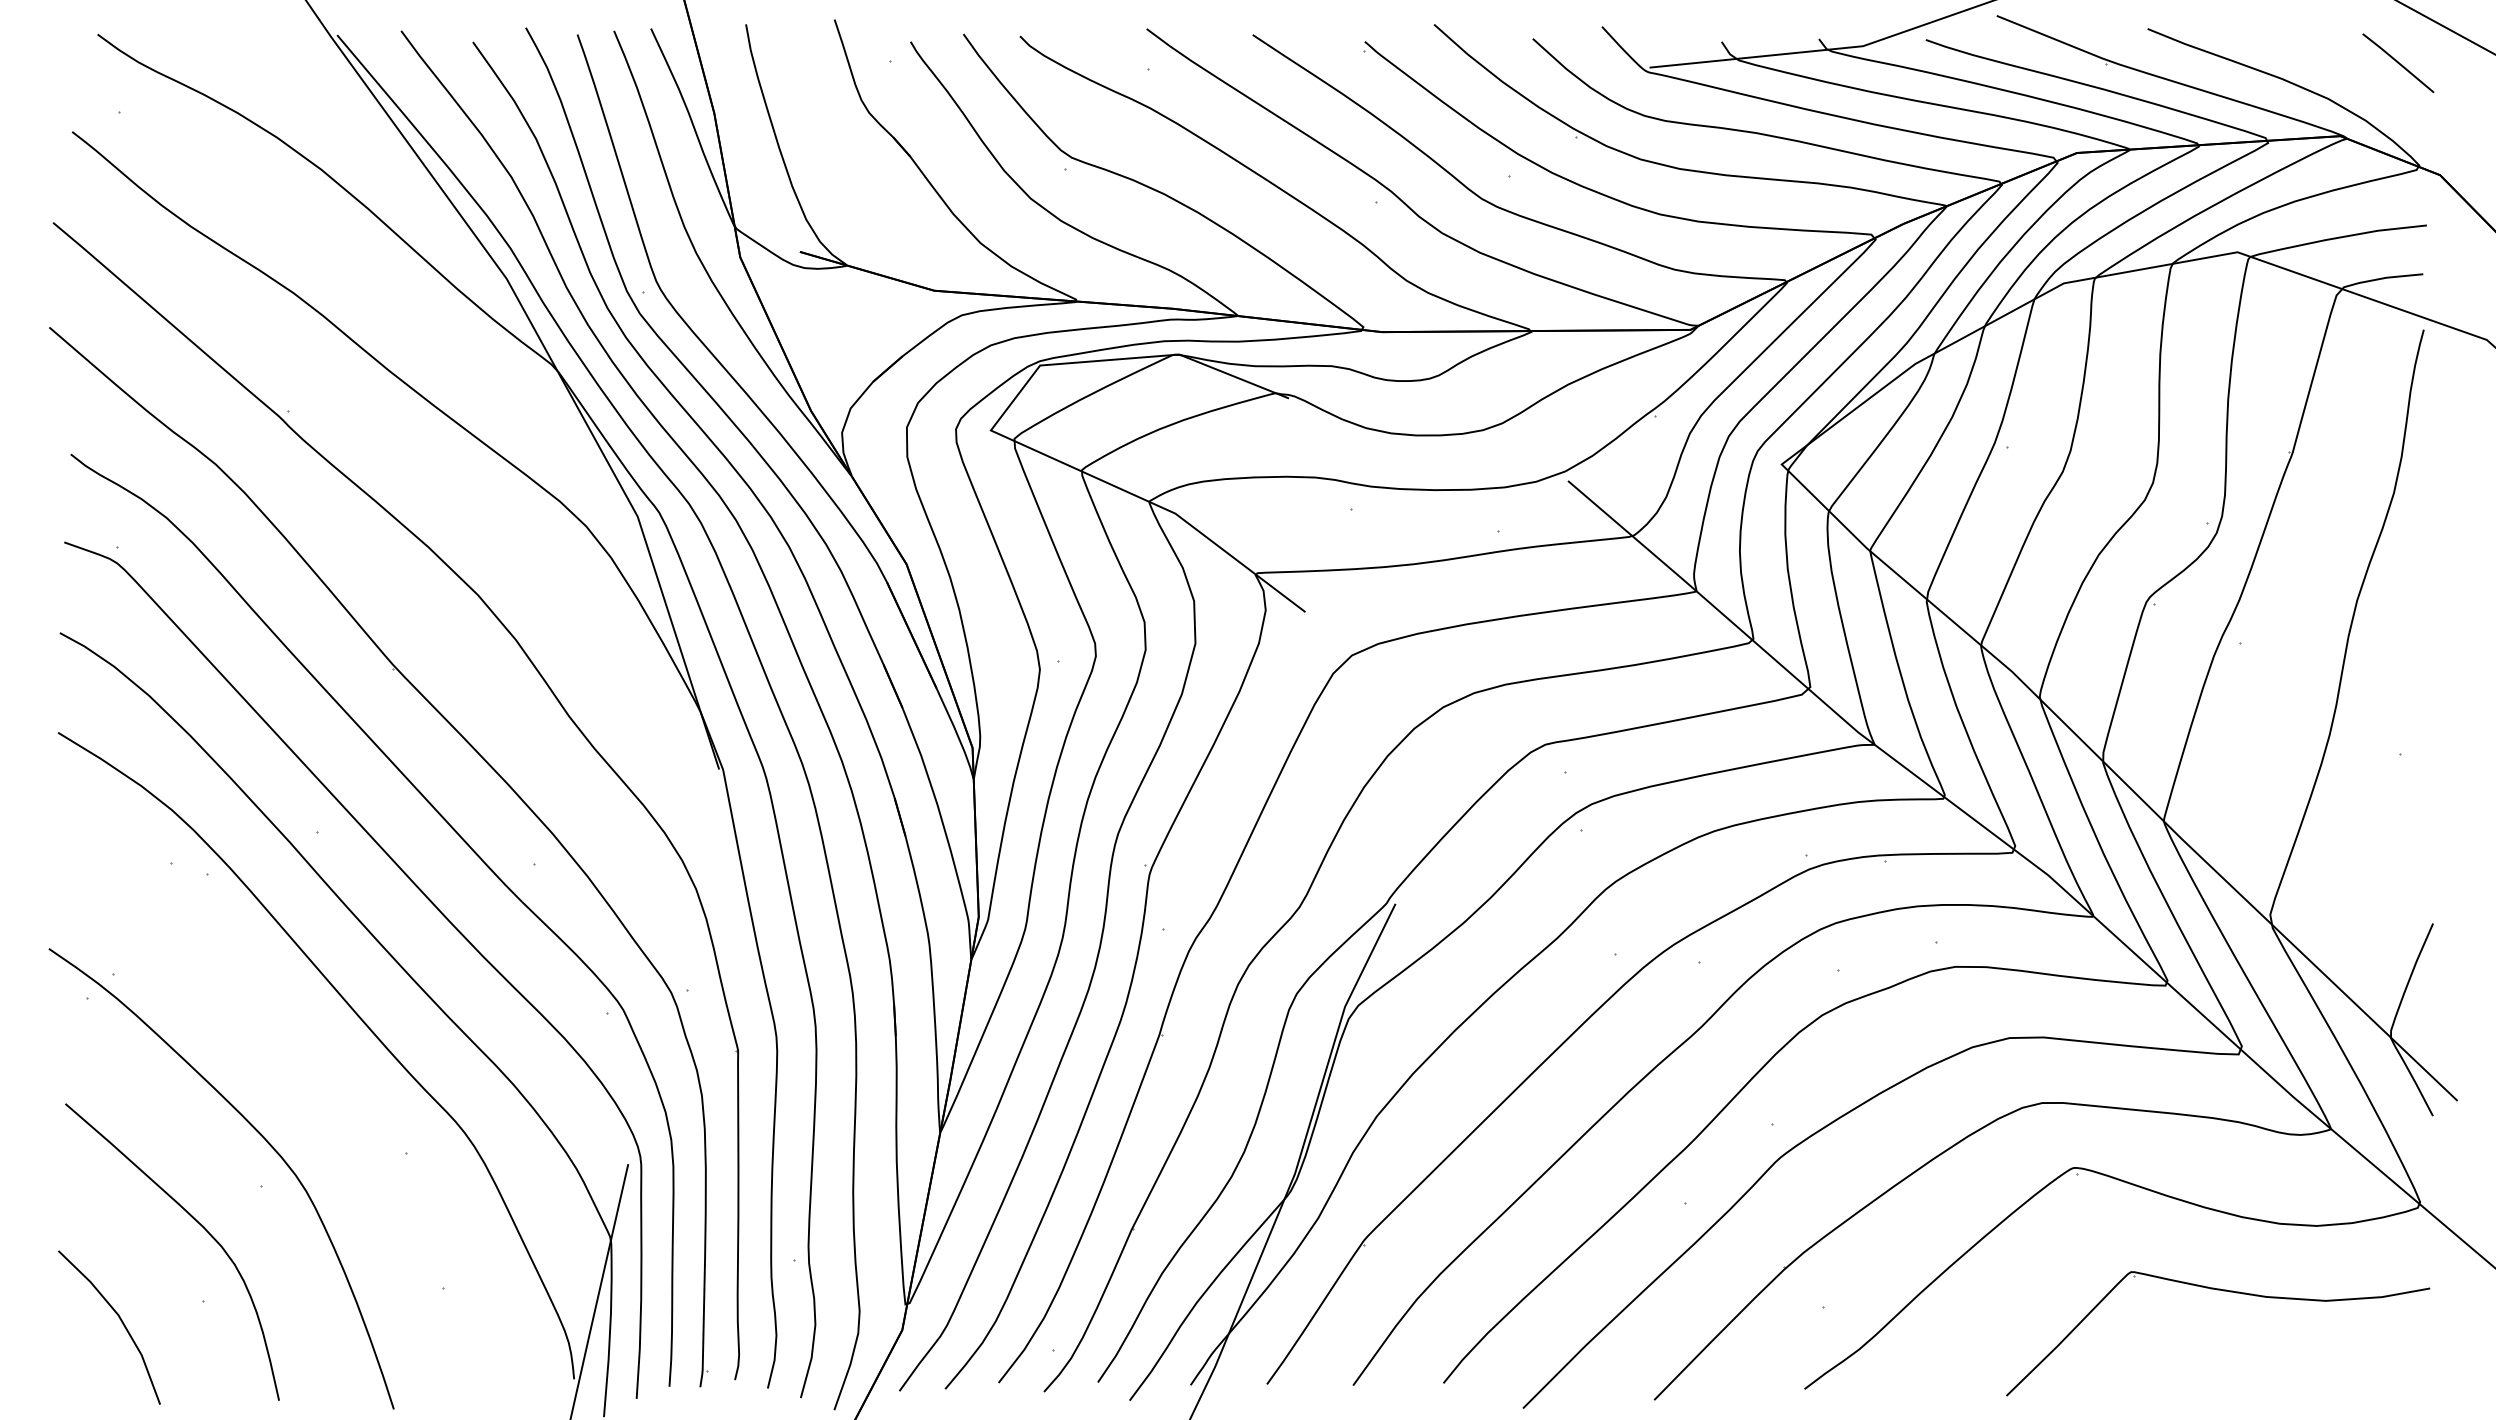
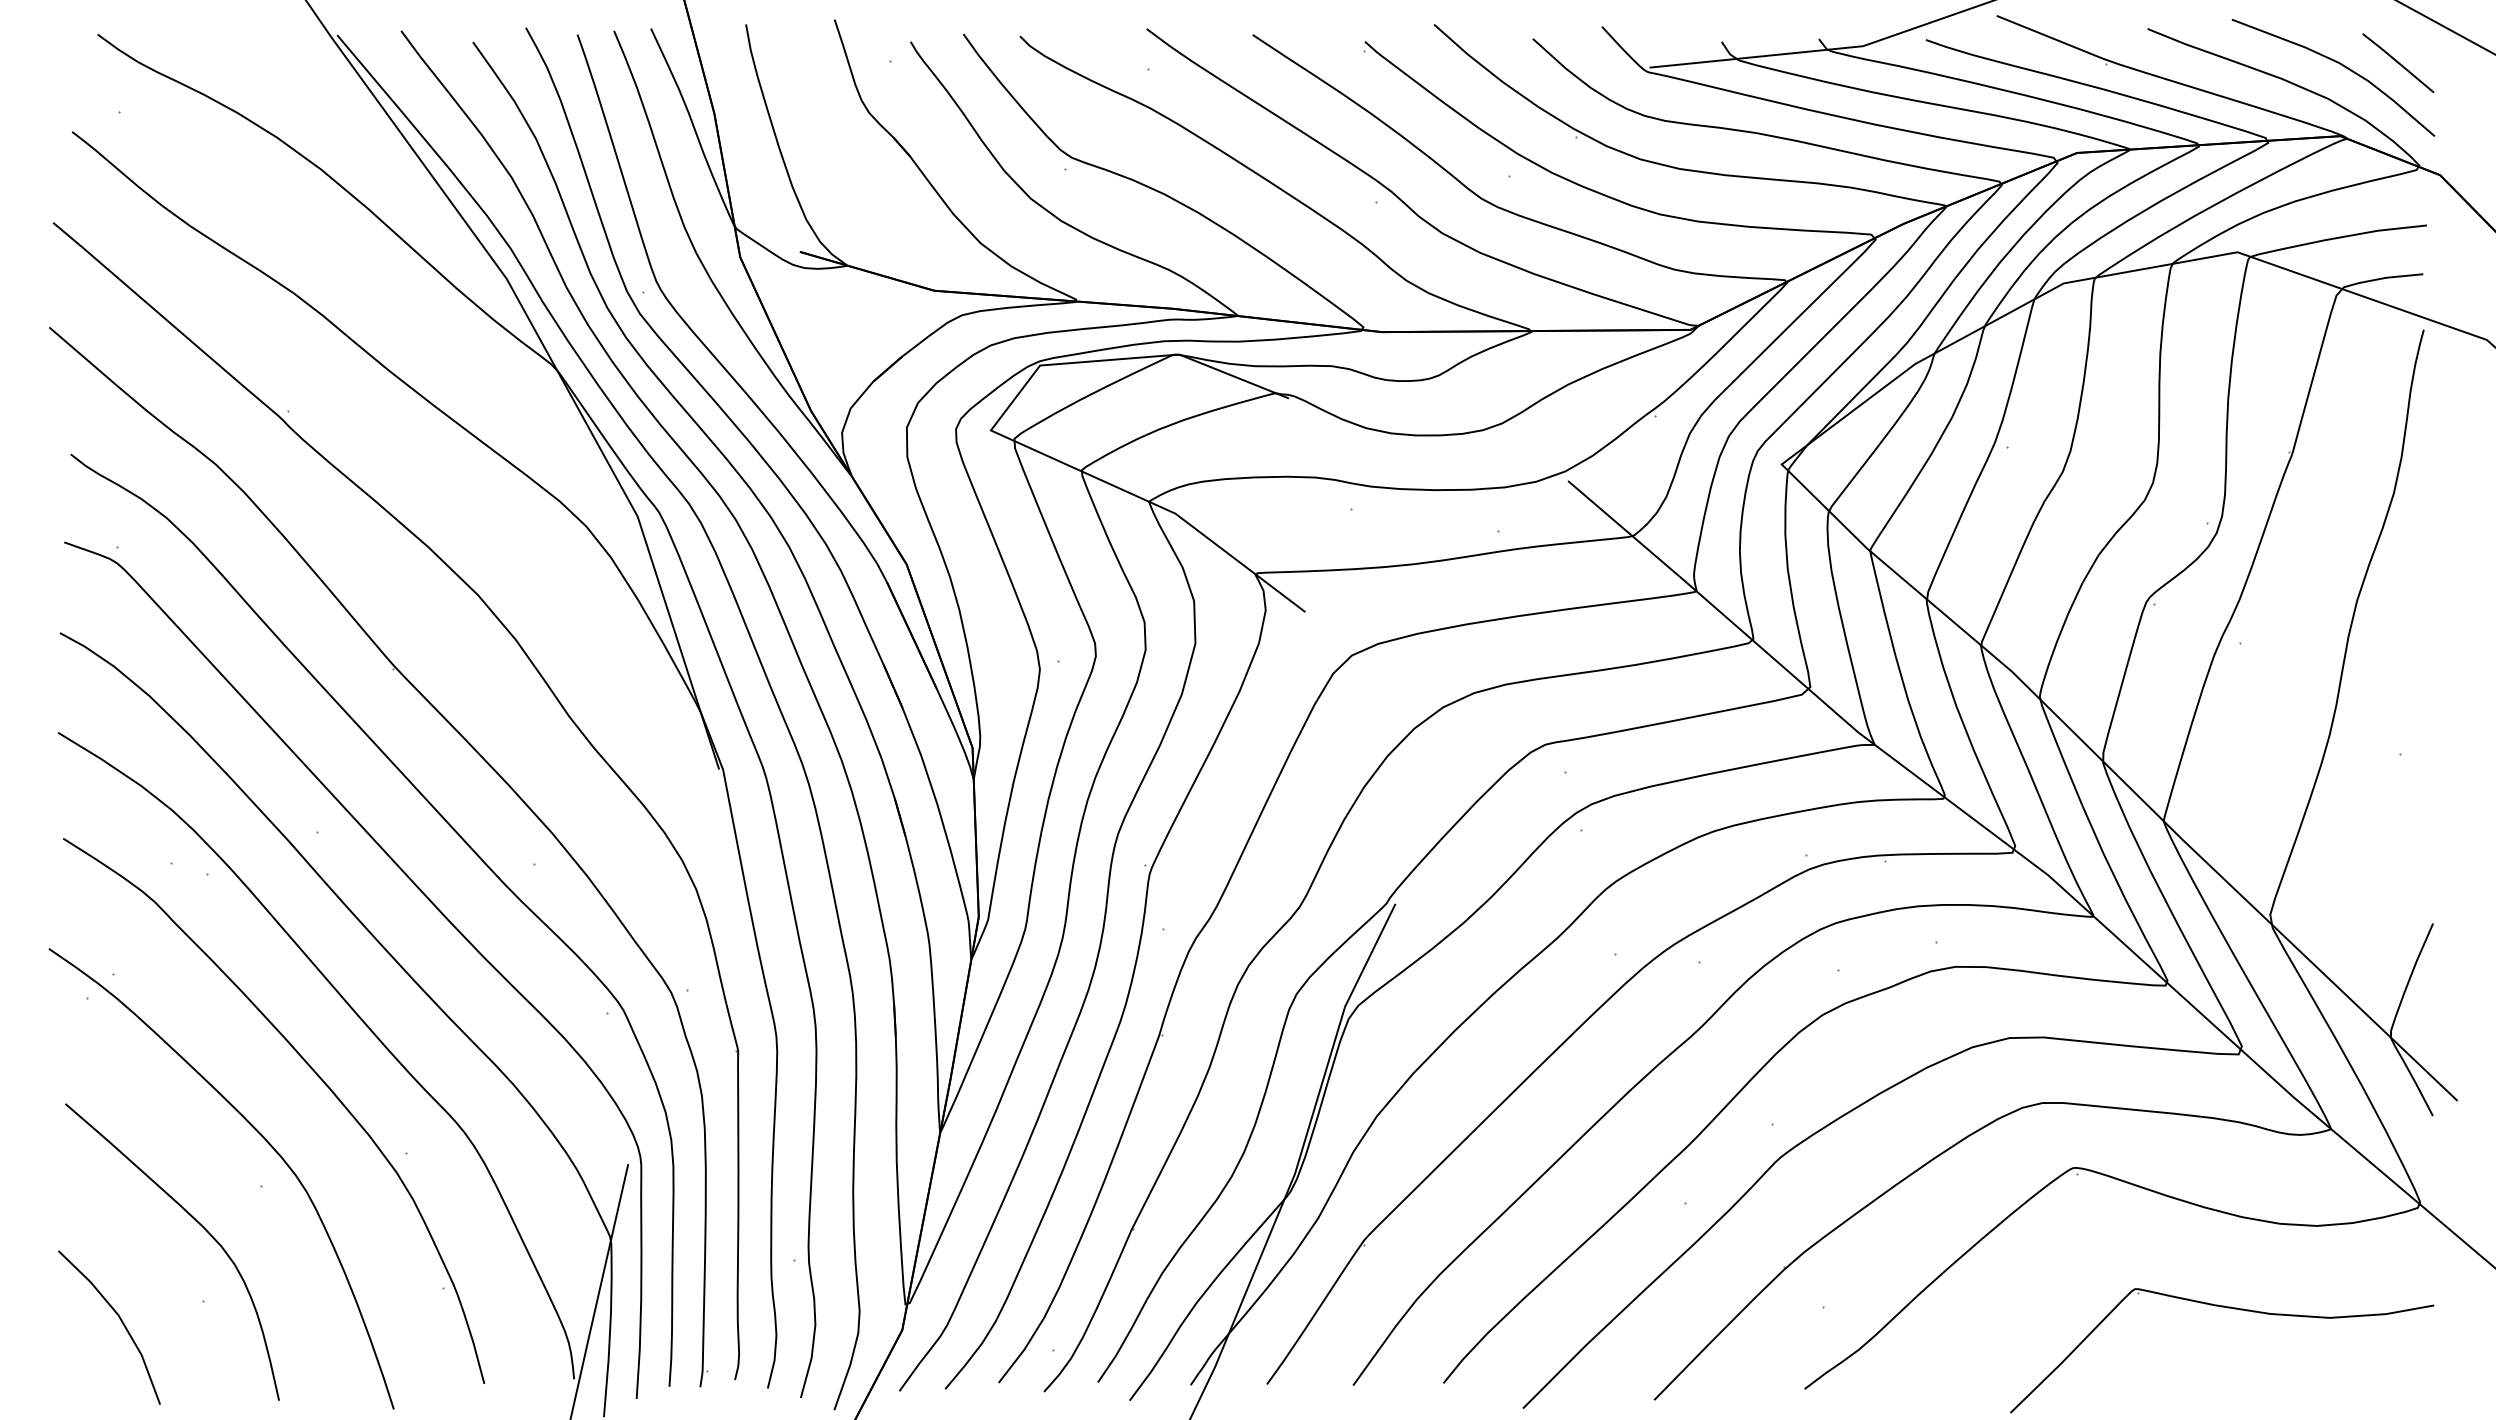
curve: none -> present (2342, 66)
curve: none -> present (315, 1074)
part position: (2223, 1291) -> (2227, 1308) (2227, 1308)
